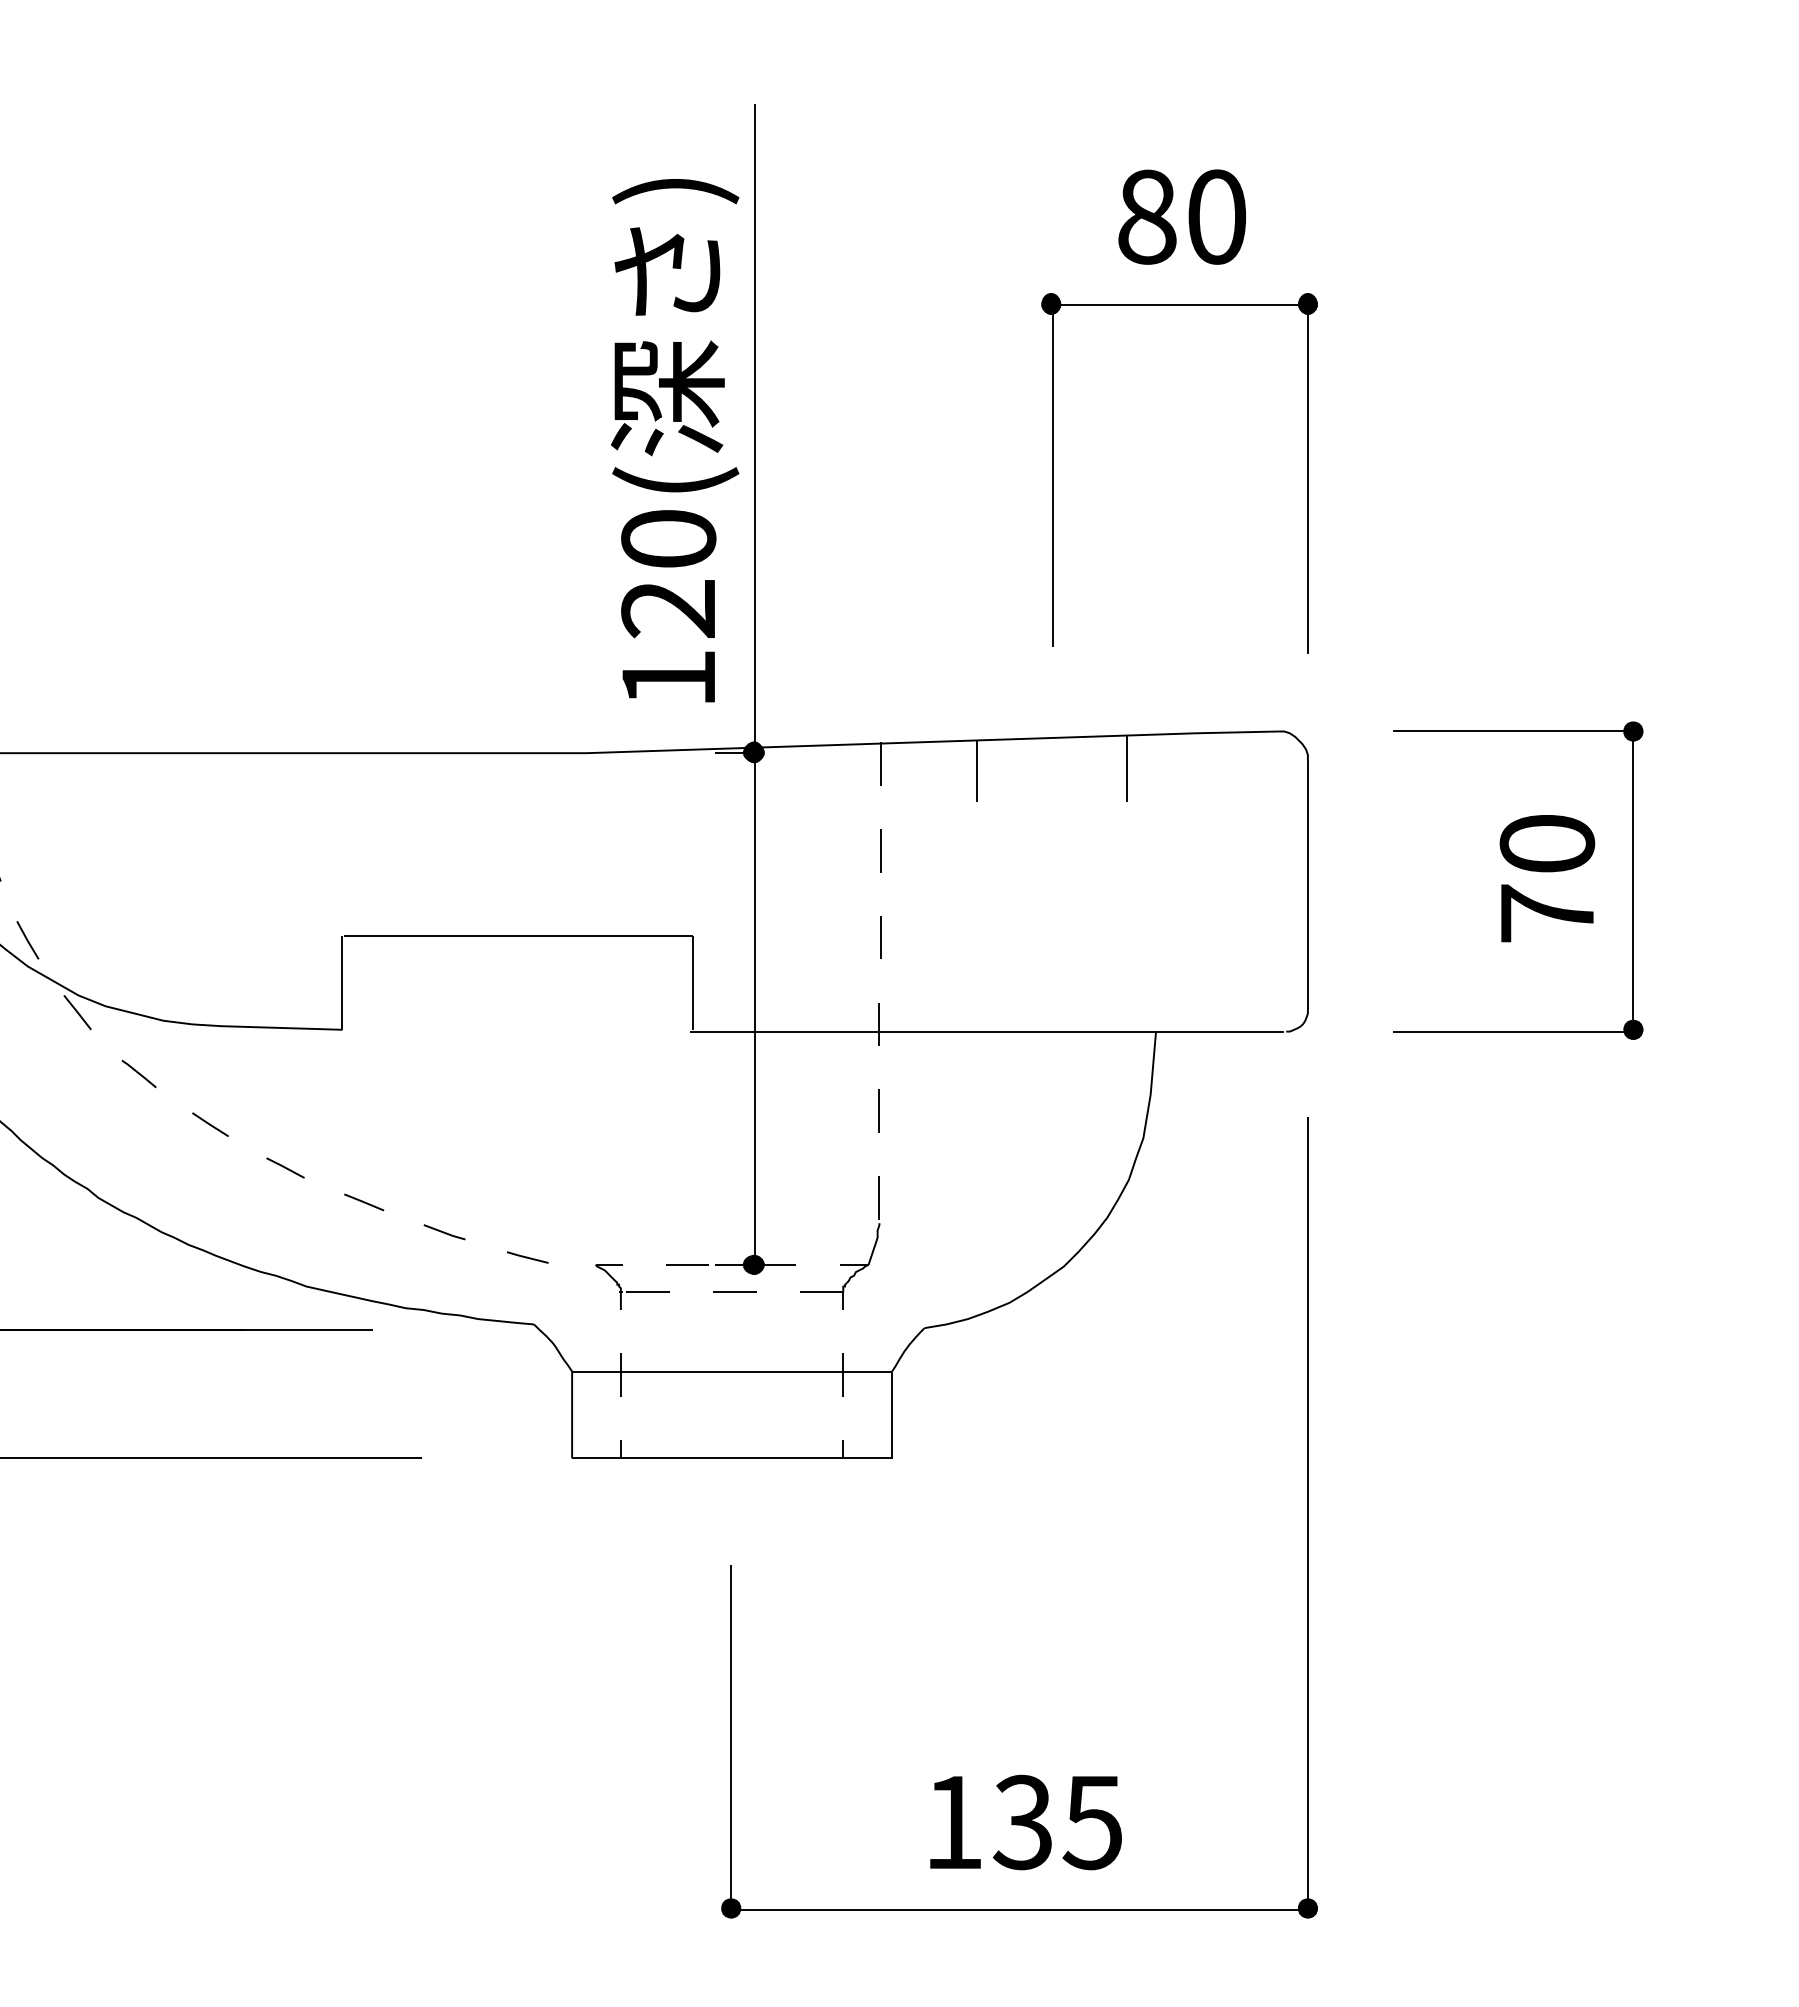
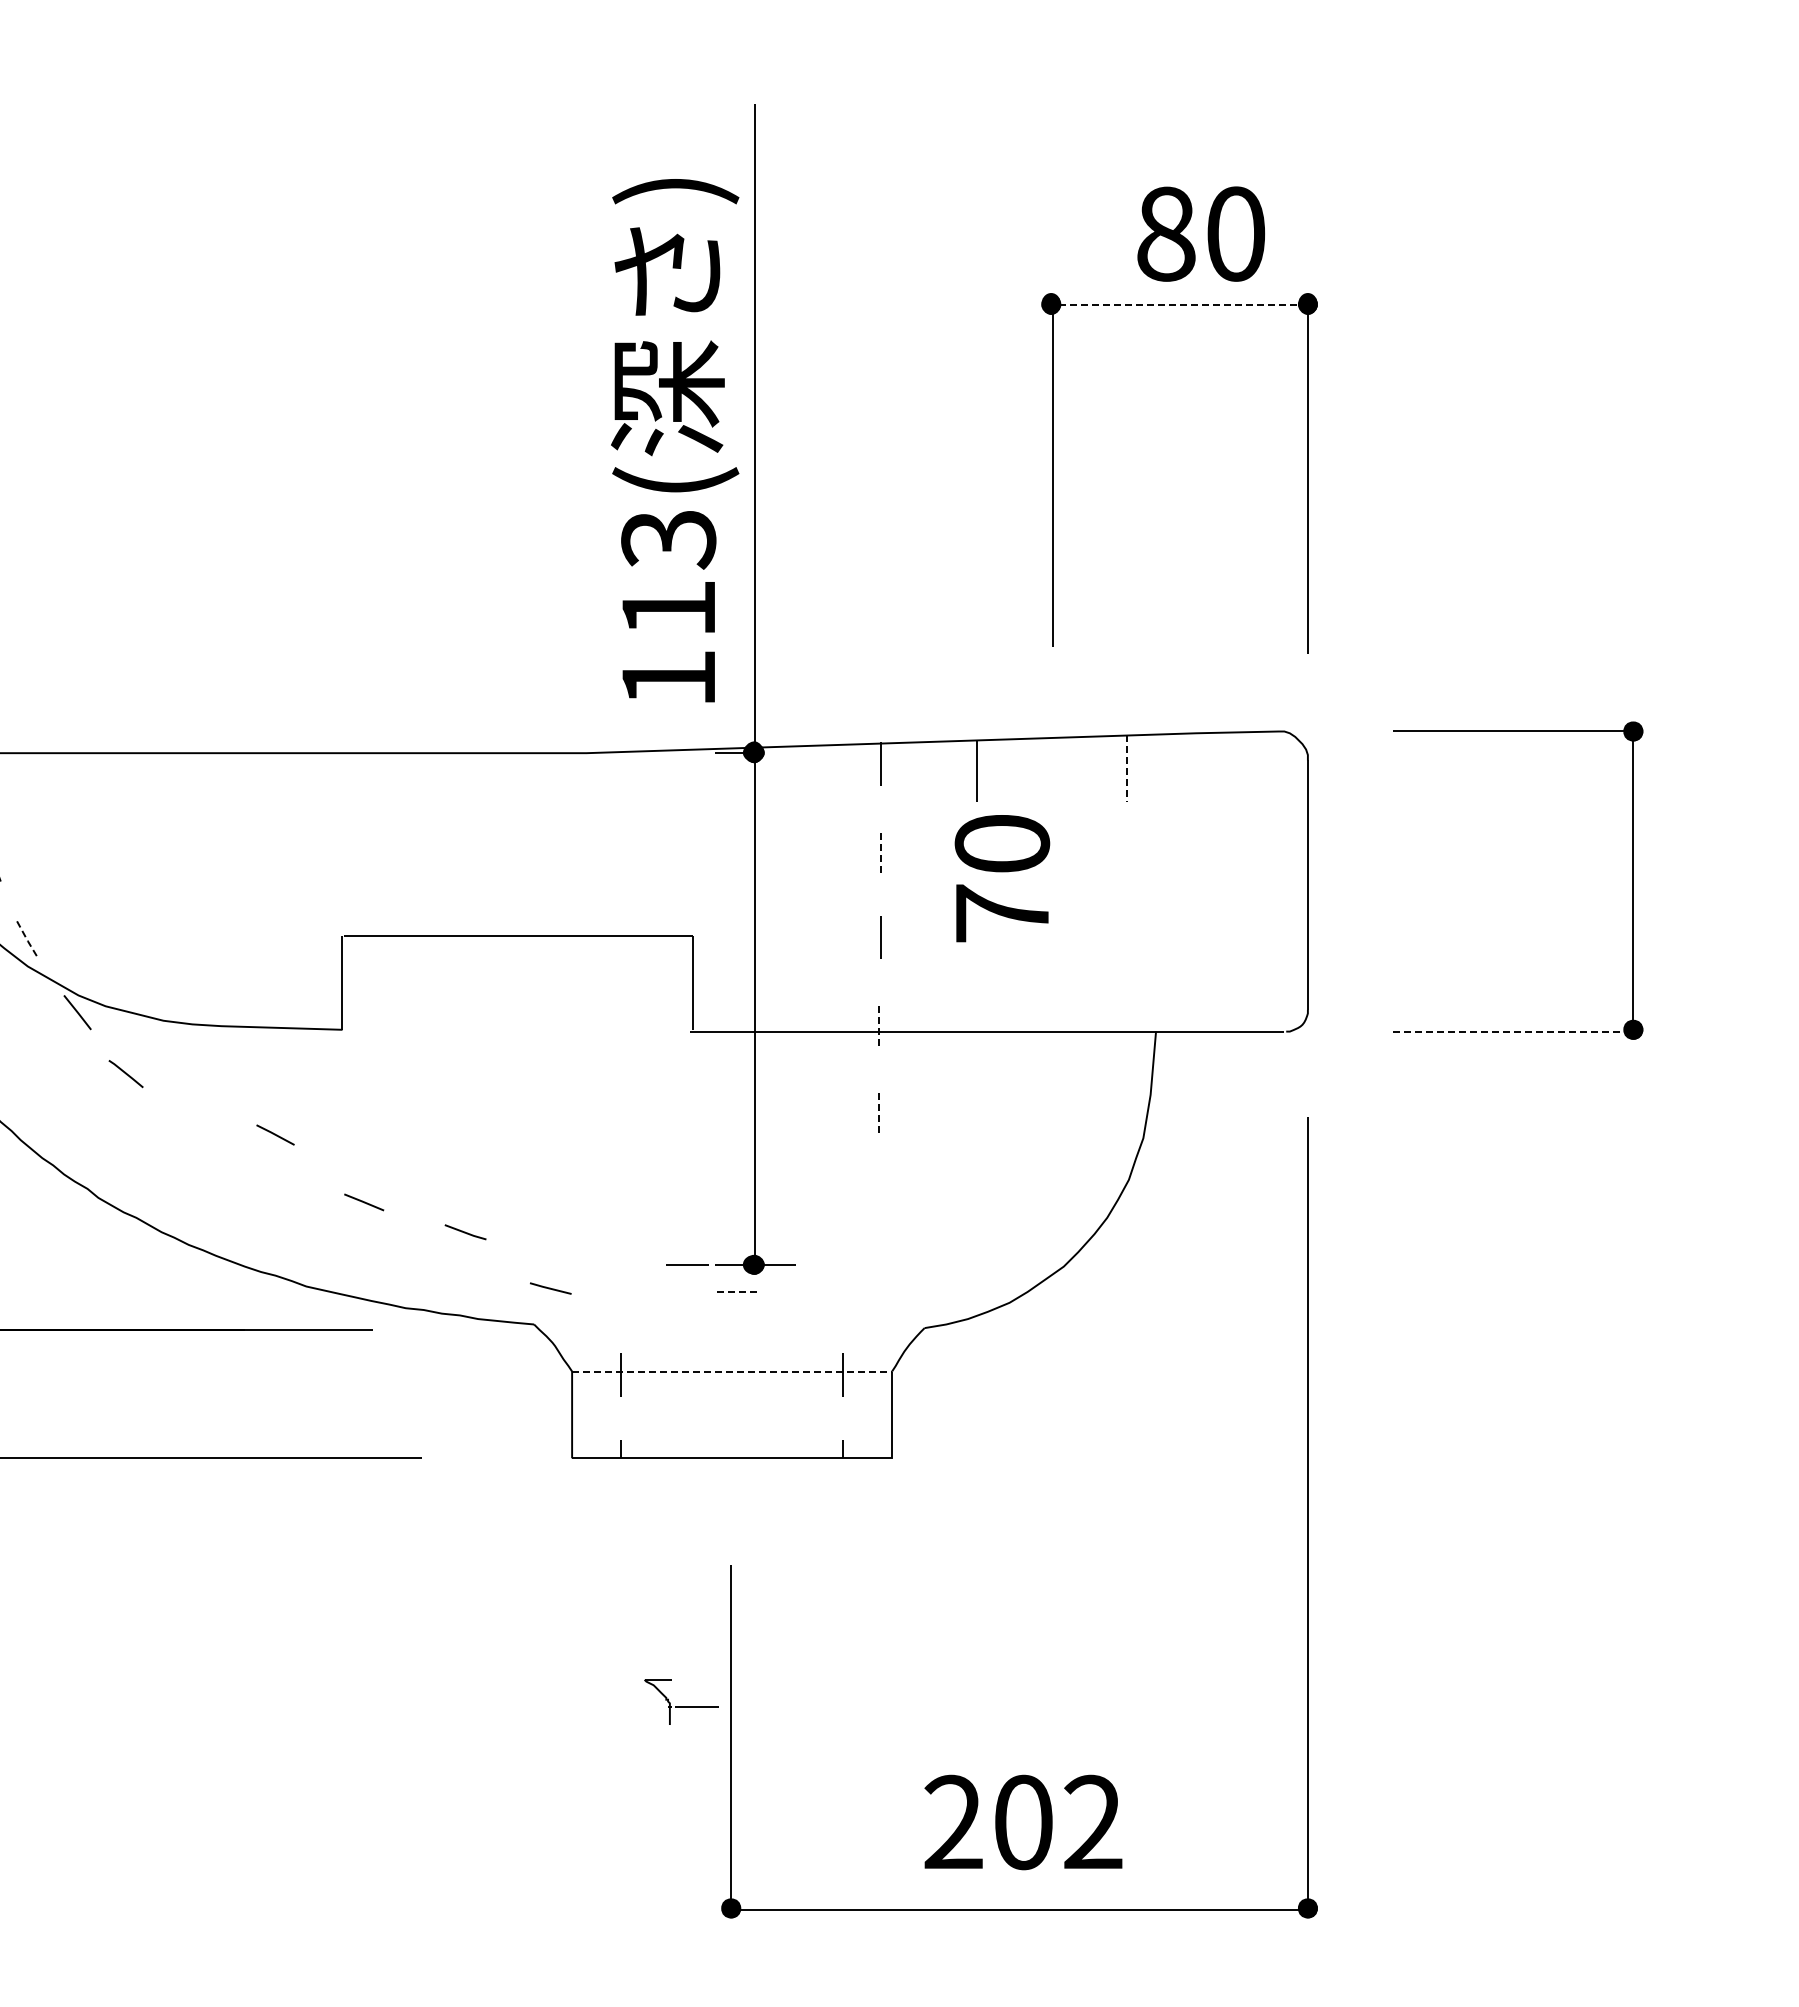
text position: (1181, 216) -> (1200, 233) (1200, 233)
line: solid -> dashed (1179, 304)
text: 120( -> 113( (668, 574)
line: solid -> dashed (1127, 769)
line: solid -> dashed (881, 850)
text position: (1547, 878) -> (1002, 878) (1002, 878)
line: solid -> dashed (27, 941)
line: solid -> dashed (879, 1024)
line: solid -> dashed (1513, 1031)
line position: (138, 1074) -> (125, 1074) (125, 1074)
line: solid -> dashed (879, 1111)
line: present -> none (210, 1124)
line position: (285, 1167) -> (275, 1134) (275, 1134)
line position: (444, 1232) -> (465, 1232) (465, 1232)
line position: (527, 1257) -> (550, 1288) (550, 1288)
part: present -> none (840, 1264)
part position: (632, 1286) -> (681, 1701) (681, 1701)
line: solid -> dashed (734, 1291)
line: solid -> dashed (732, 1371)
text: 135 -> 202 (1023, 1822)
